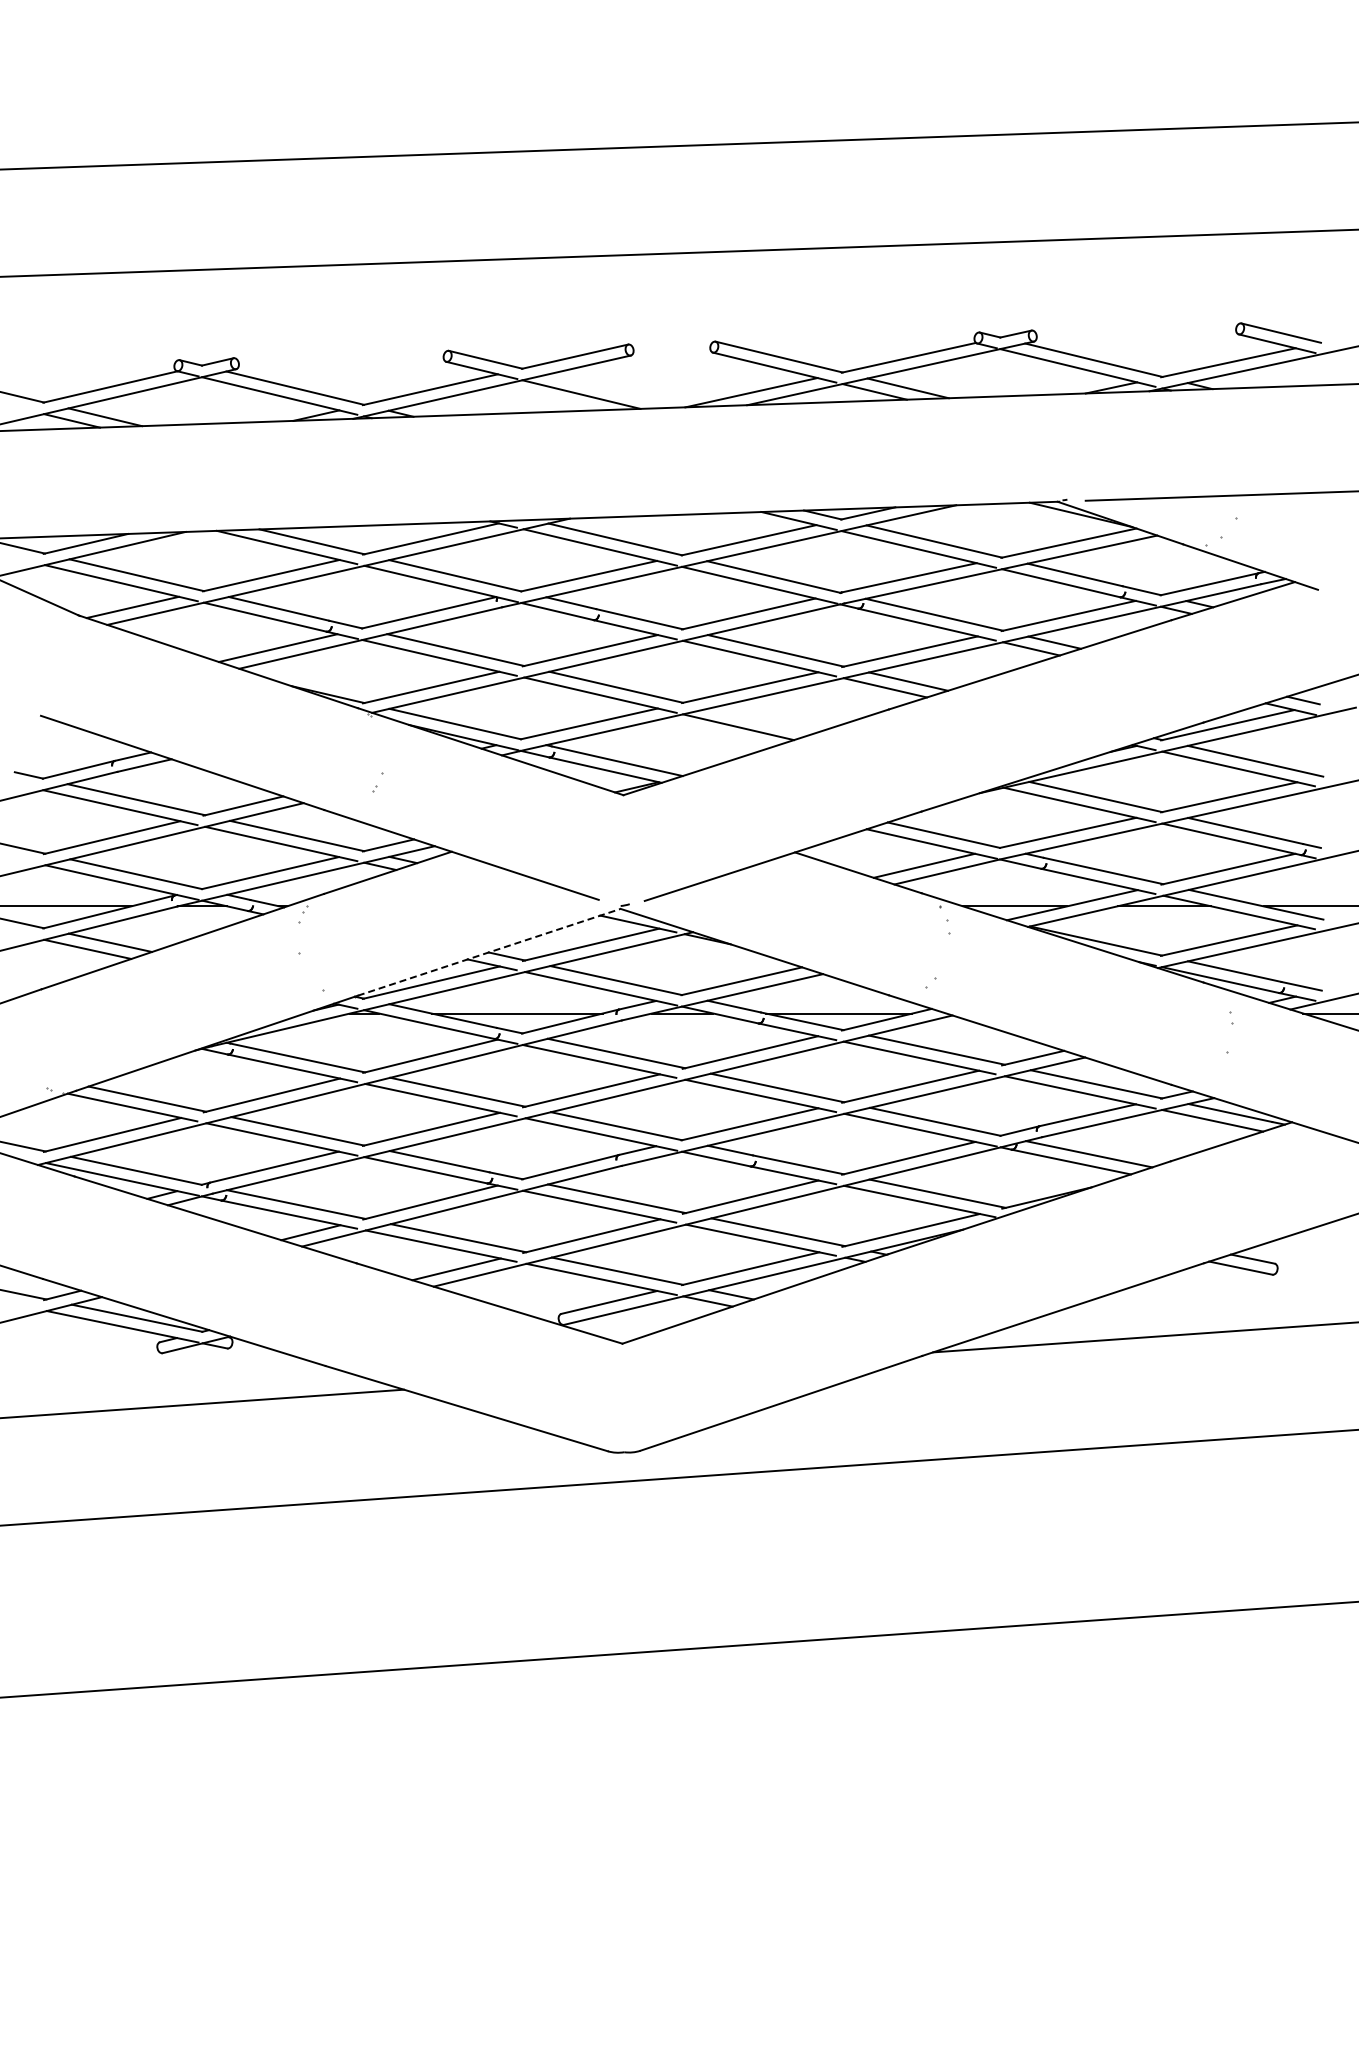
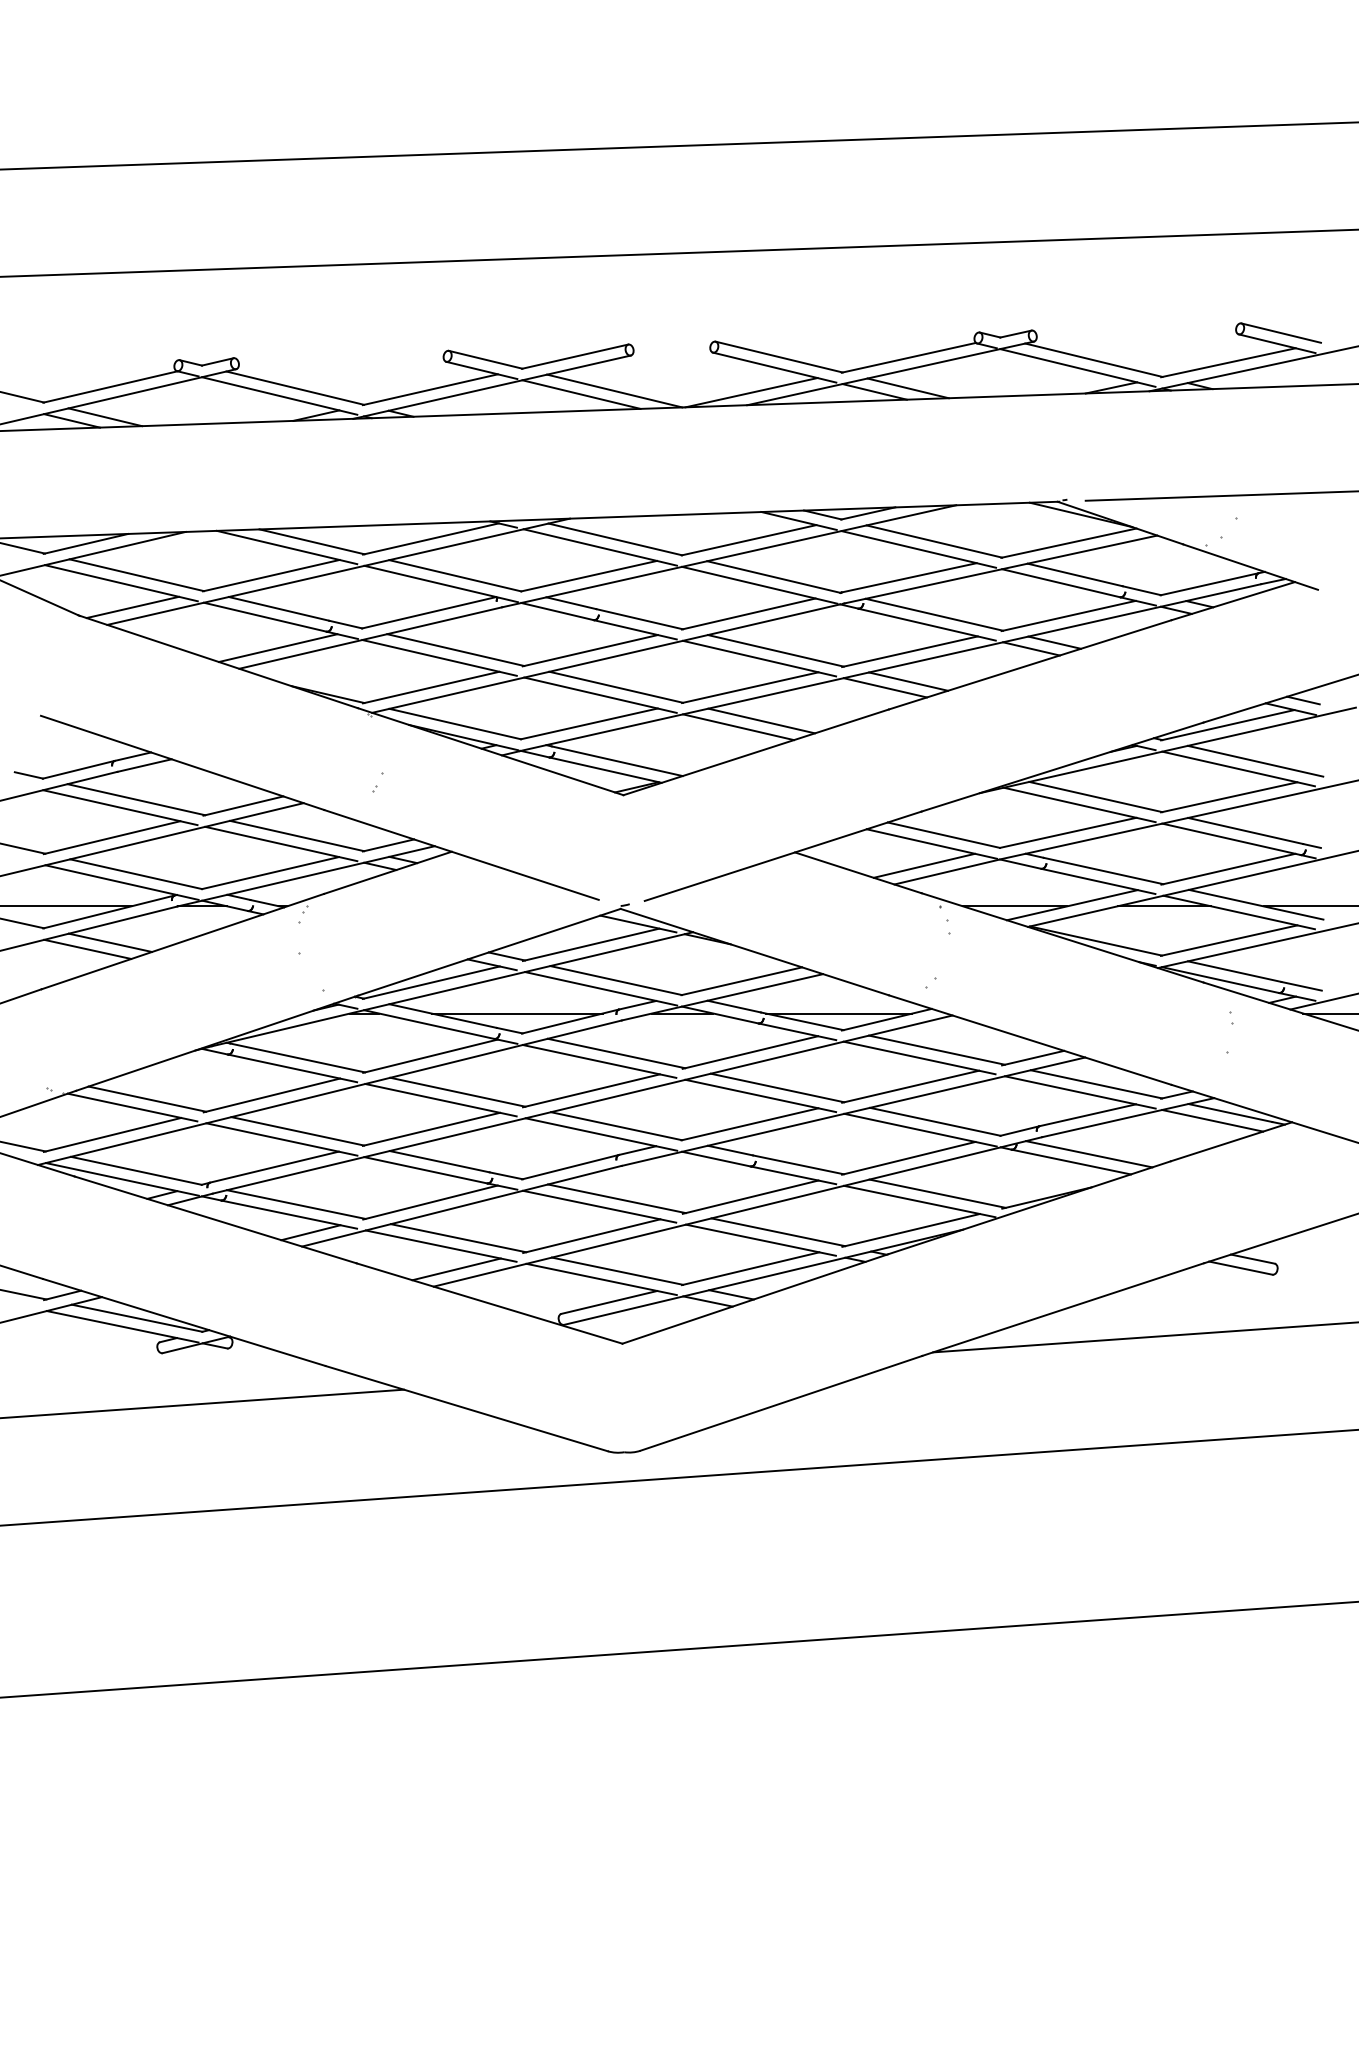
line: none -> present (614, 390)
line: none -> present (761, 720)
line: dashed -> solid (489, 952)
